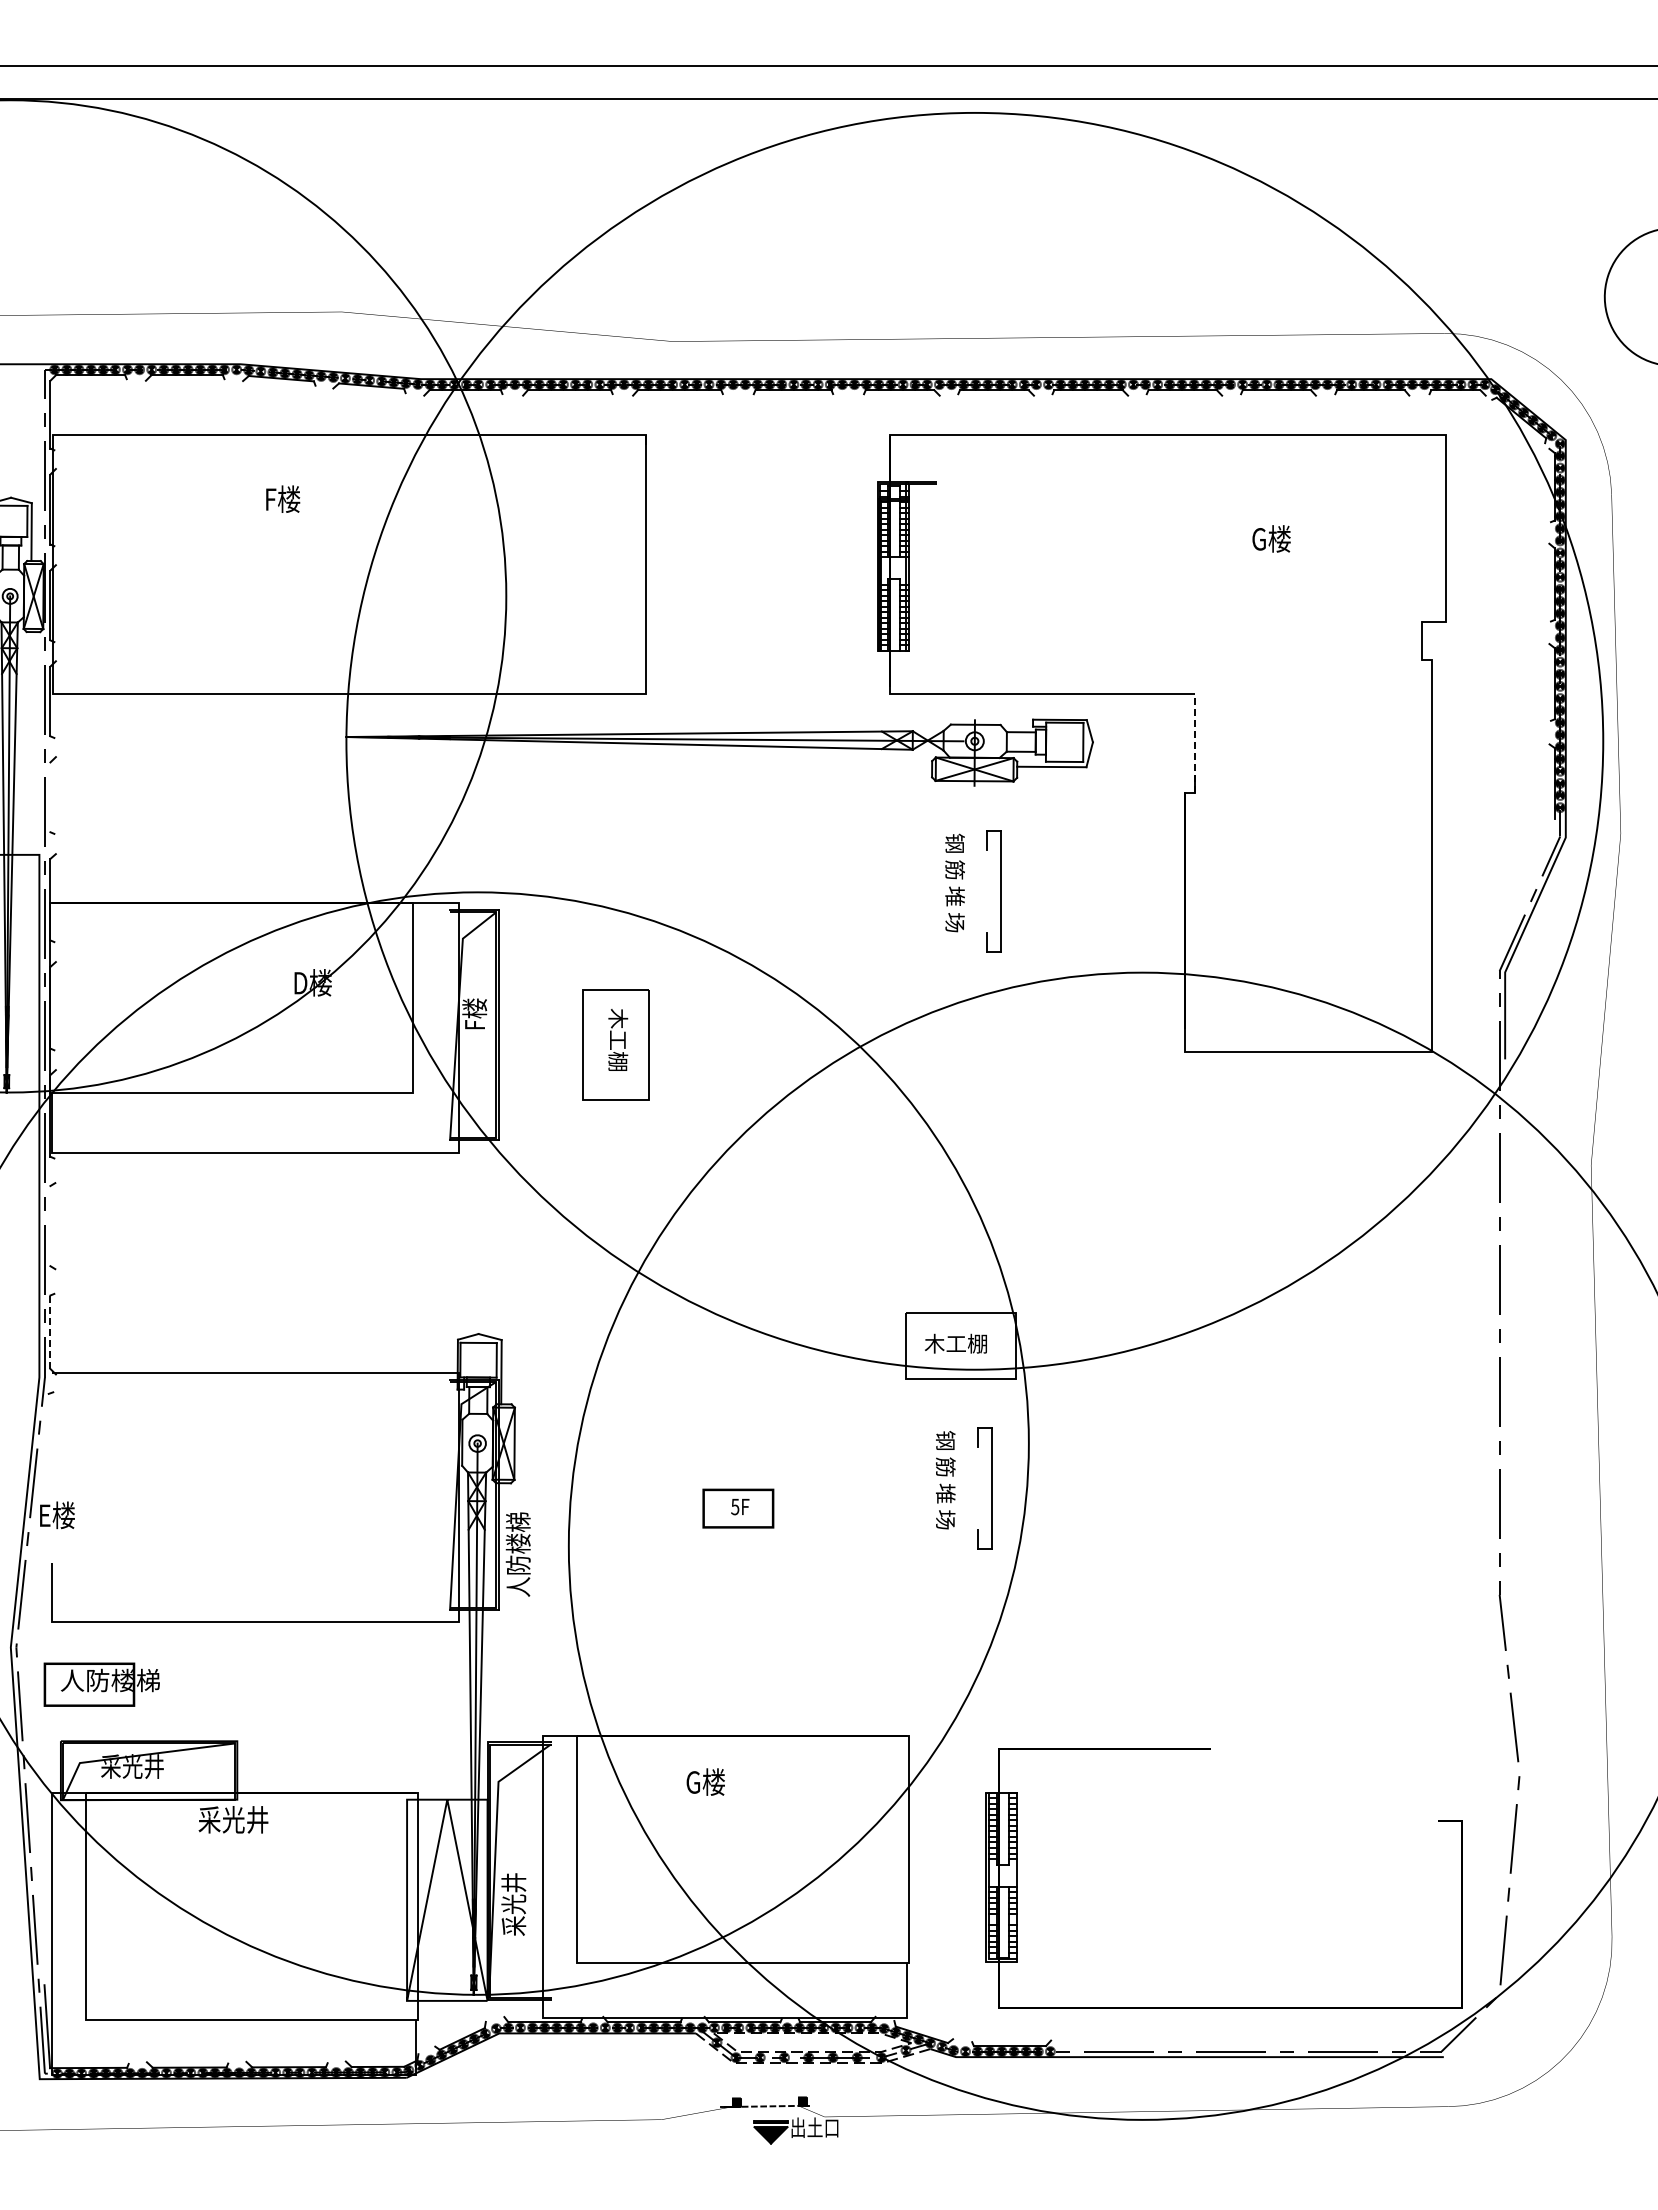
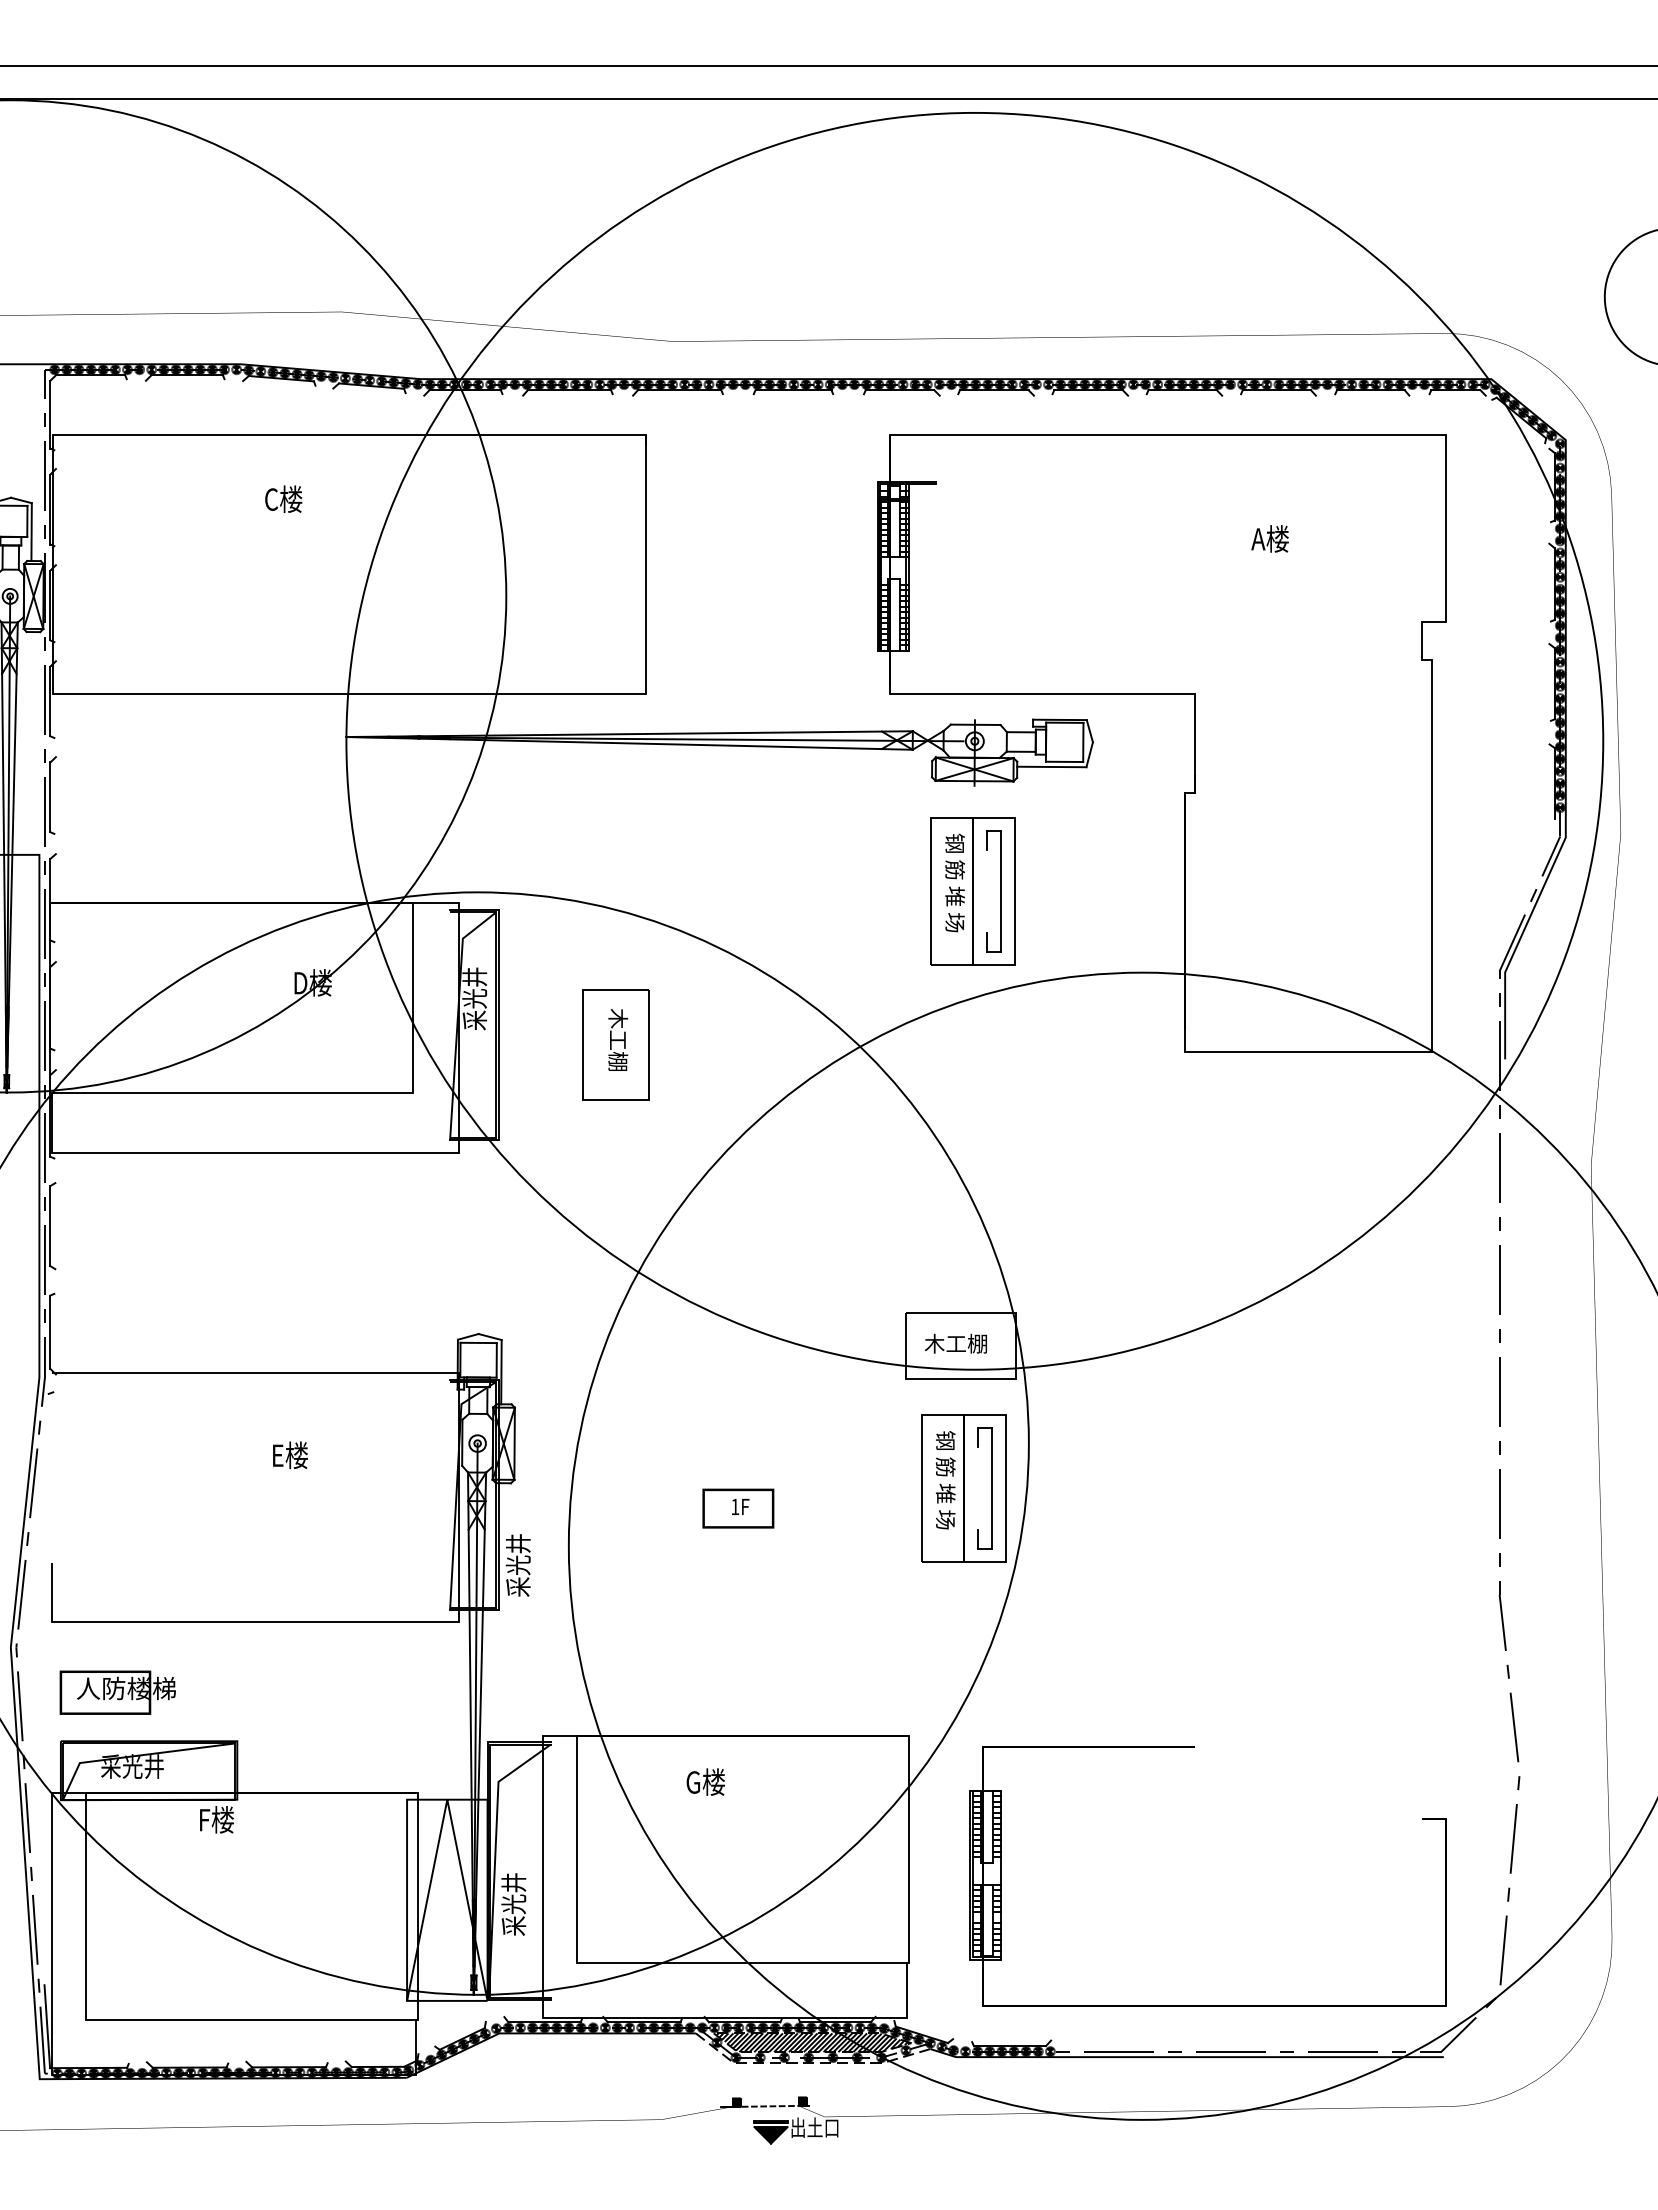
text: F楼 -> C楼 (283, 498)
text: G楼 -> A楼 (1270, 538)
line: dashed -> solid (1195, 743)
line: none -> present (50, 797)
part: none -> present (972, 891)
text: F楼 -> 采光井 (474, 998)
line: none -> present (50, 1226)
line: dashed -> solid (50, 1332)
part: none -> present (963, 1488)
text: 5F -> 1F (735, 1506)
text position: (57, 1515) -> (290, 1455) (290, 1455)
text: 人防楼梯 -> 采光井 (517, 1554)
text position: (101, 1684) -> (117, 1692) (117, 1692)
text: 采光井 -> F楼 (233, 1819)
part position: (1223, 2007) -> (1207, 2005) (1207, 2005)
hatch: none -> present (811, 2042)
